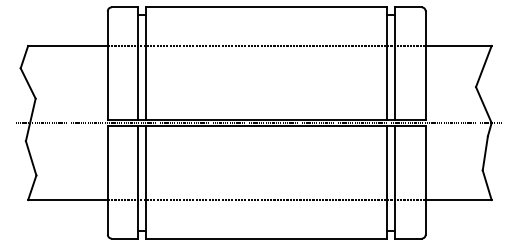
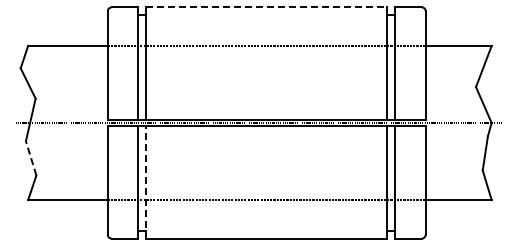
line: solid -> dashed (267, 7)
line: solid -> dashed (31, 158)
line: solid -> dashed (146, 181)
